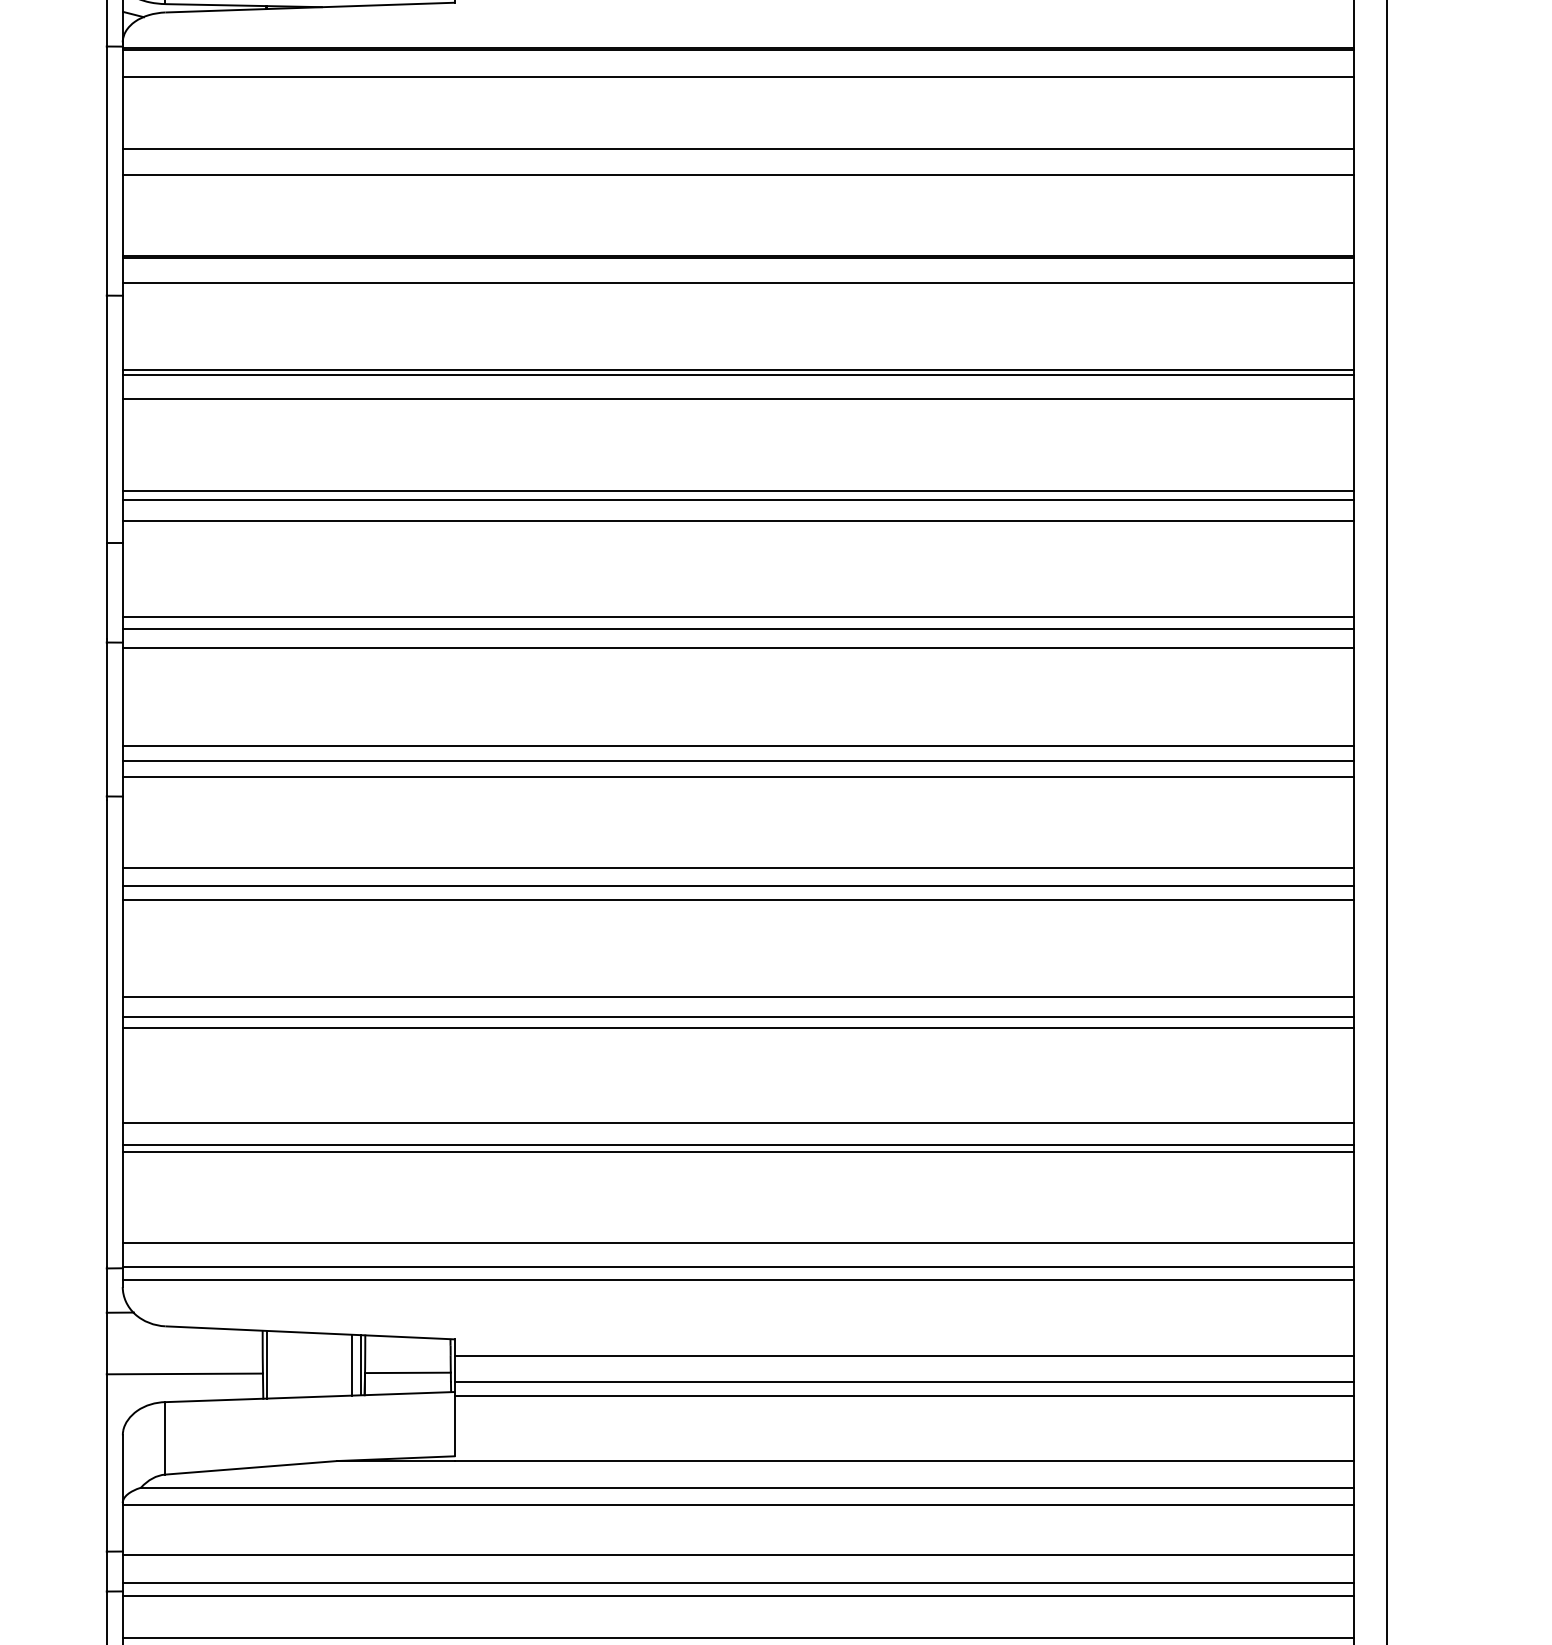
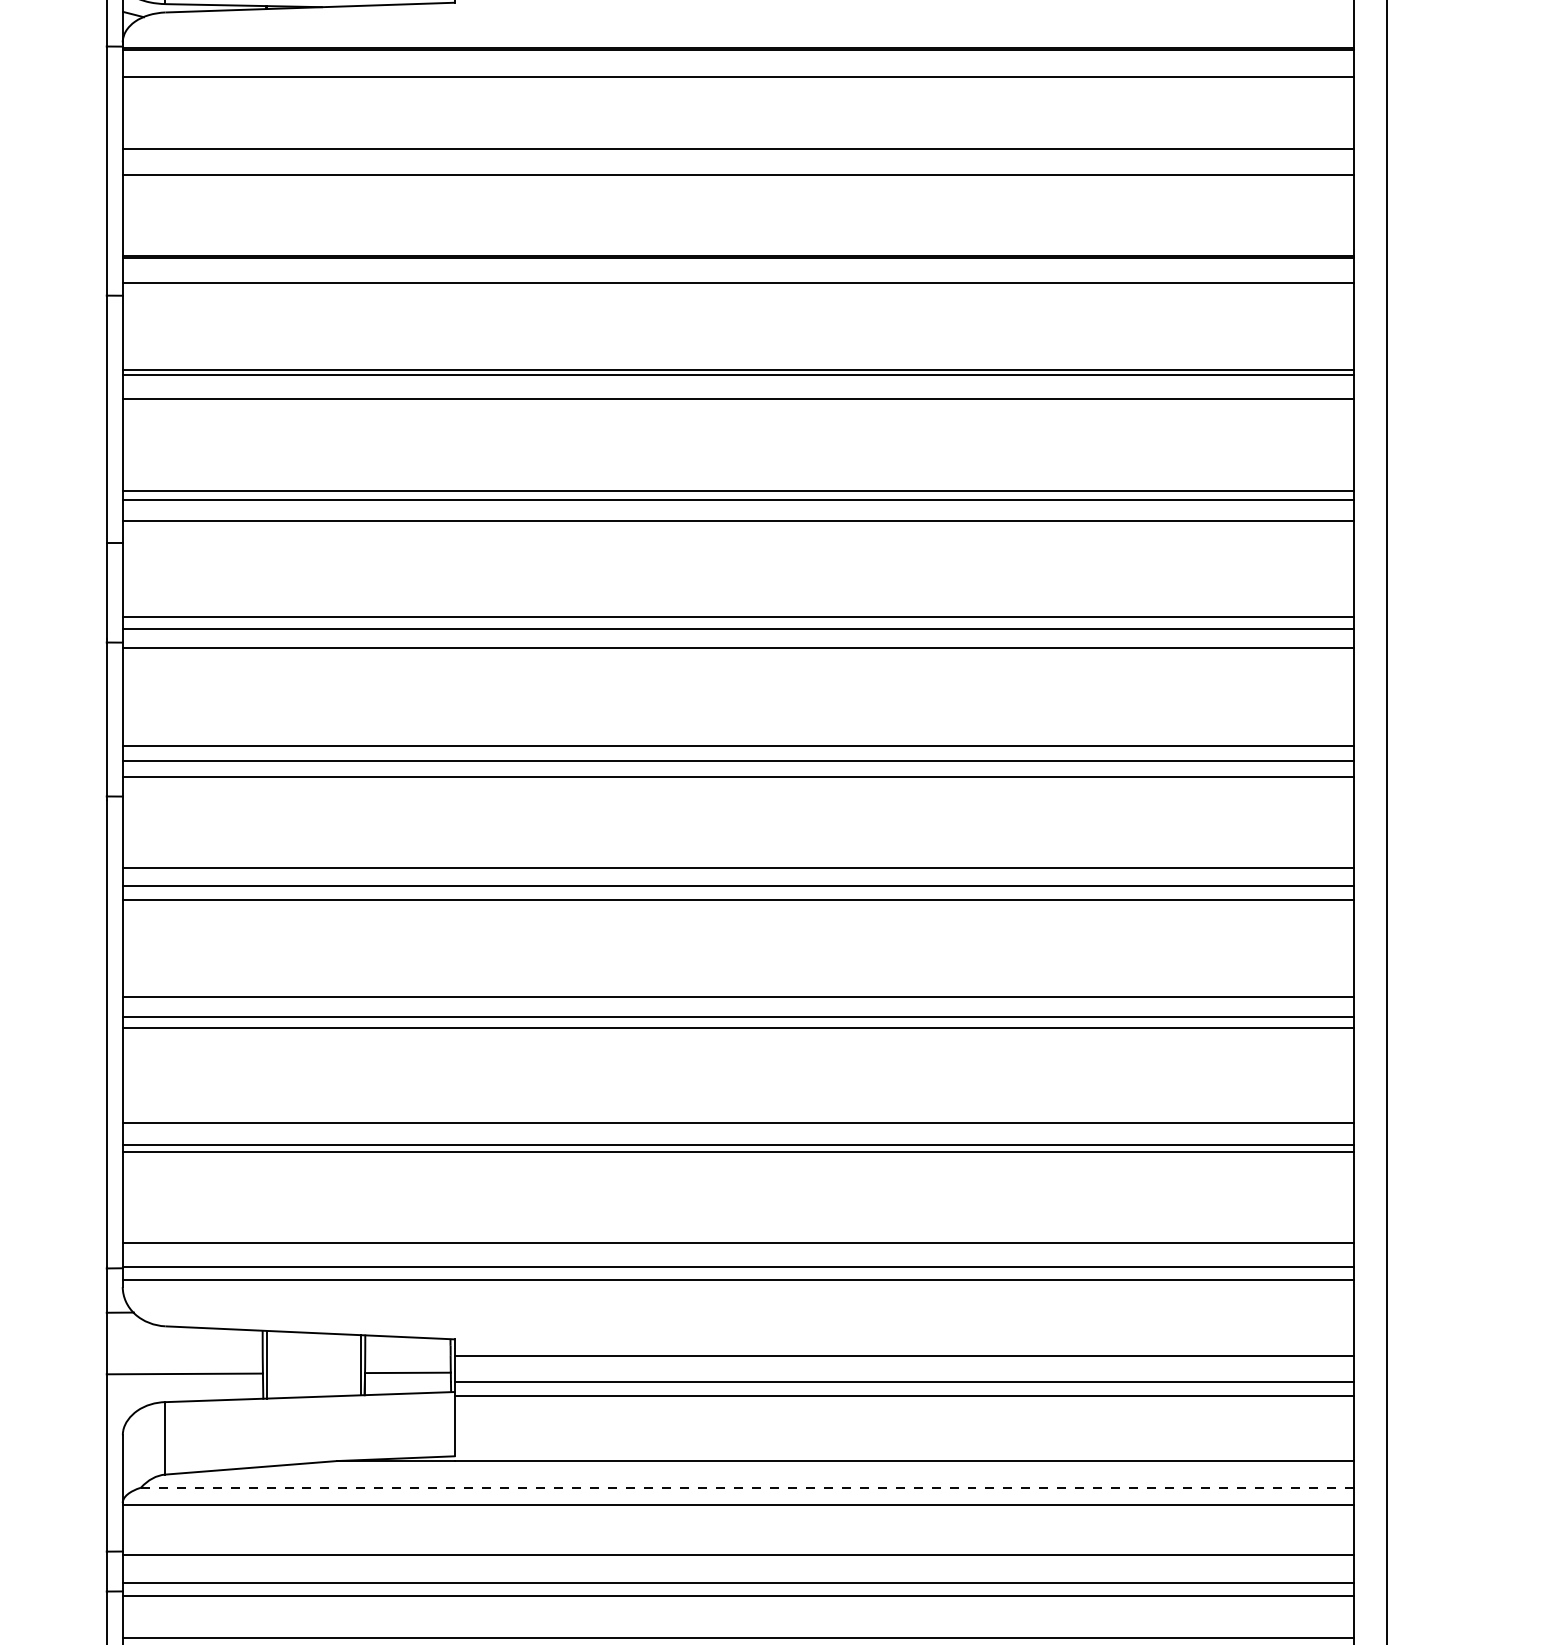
line: present -> none (351, 1364)
line: solid -> dashed (747, 1487)
